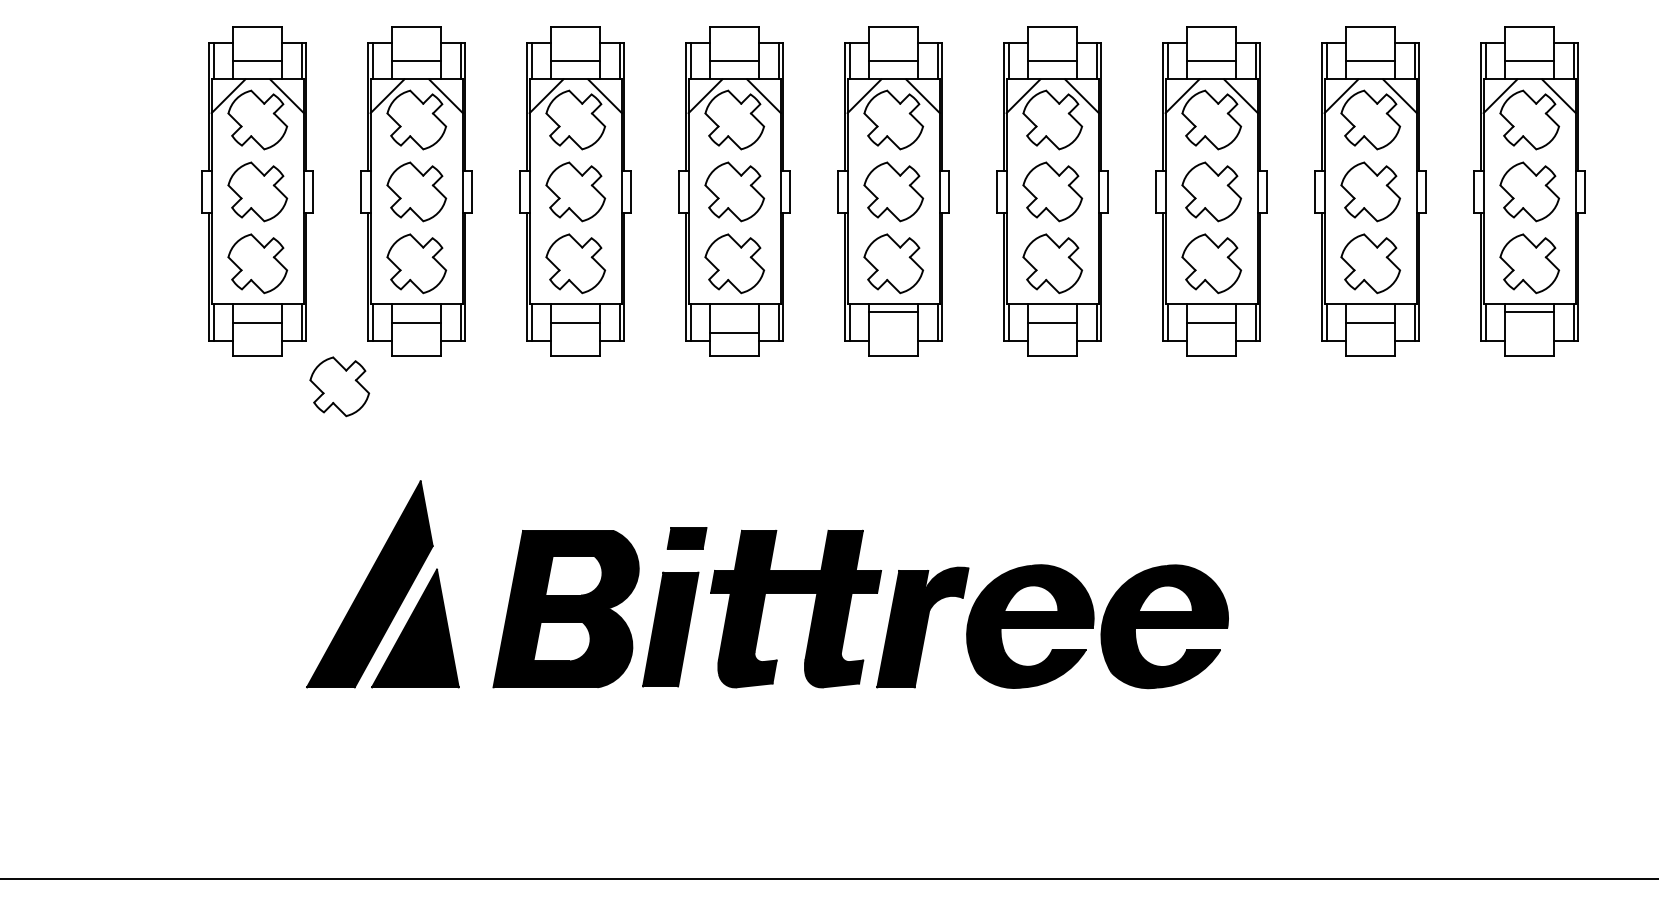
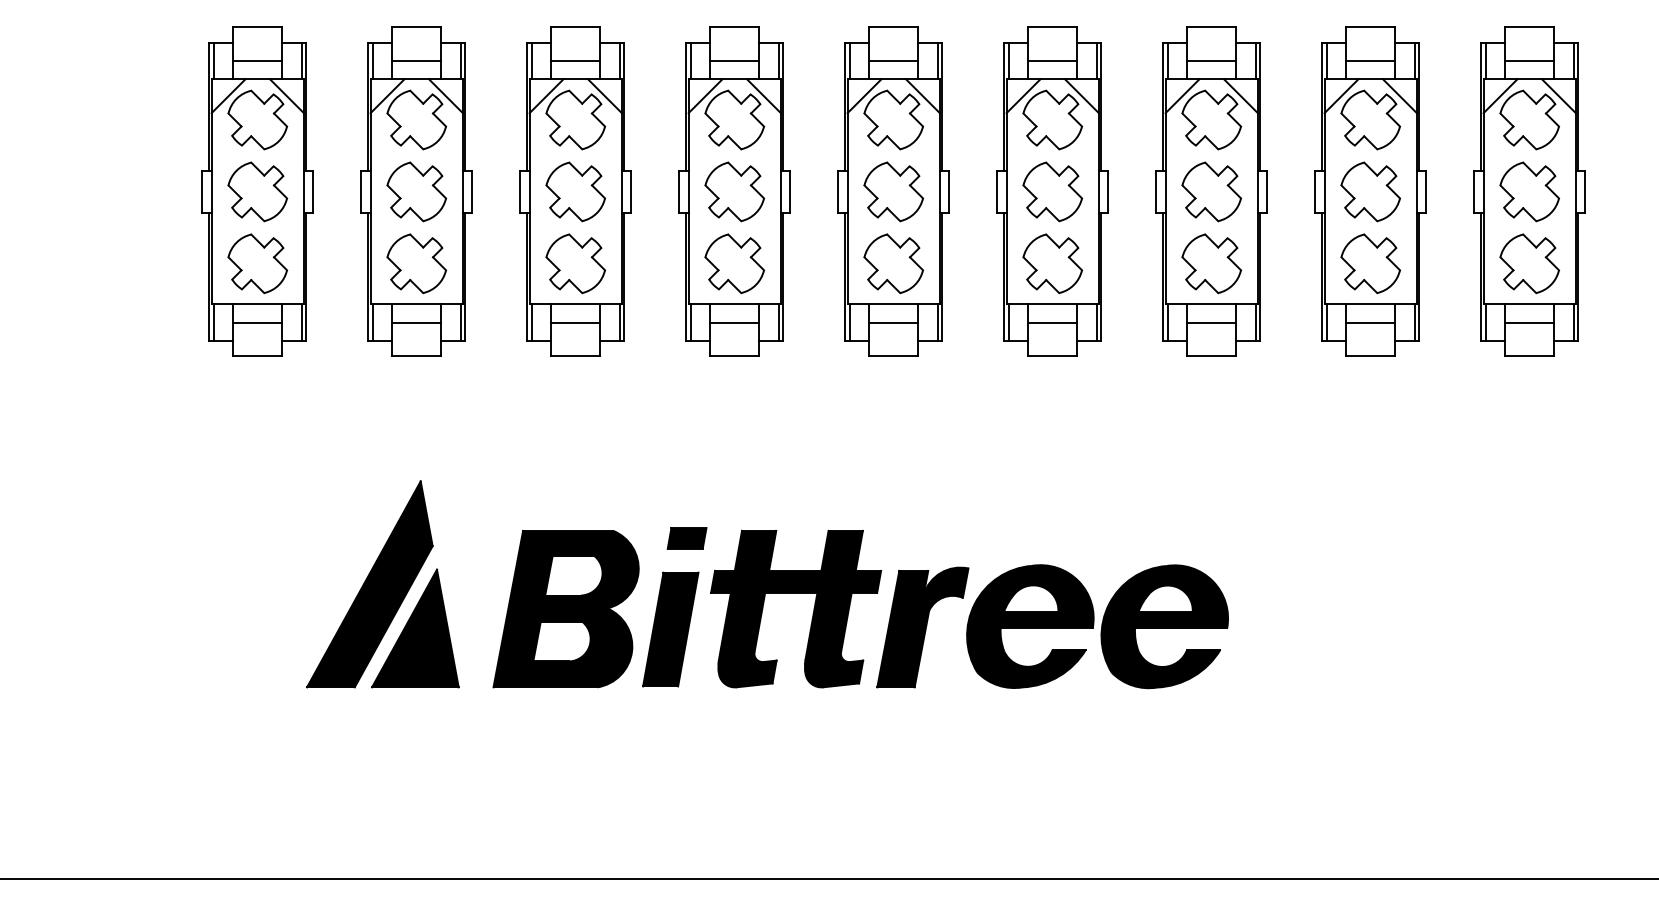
line position: (893, 311) -> (893, 322) (893, 322)
line position: (1529, 311) -> (1529, 322) (1529, 322)
line position: (734, 332) -> (734, 322) (734, 322)
part: present -> none (339, 386)
